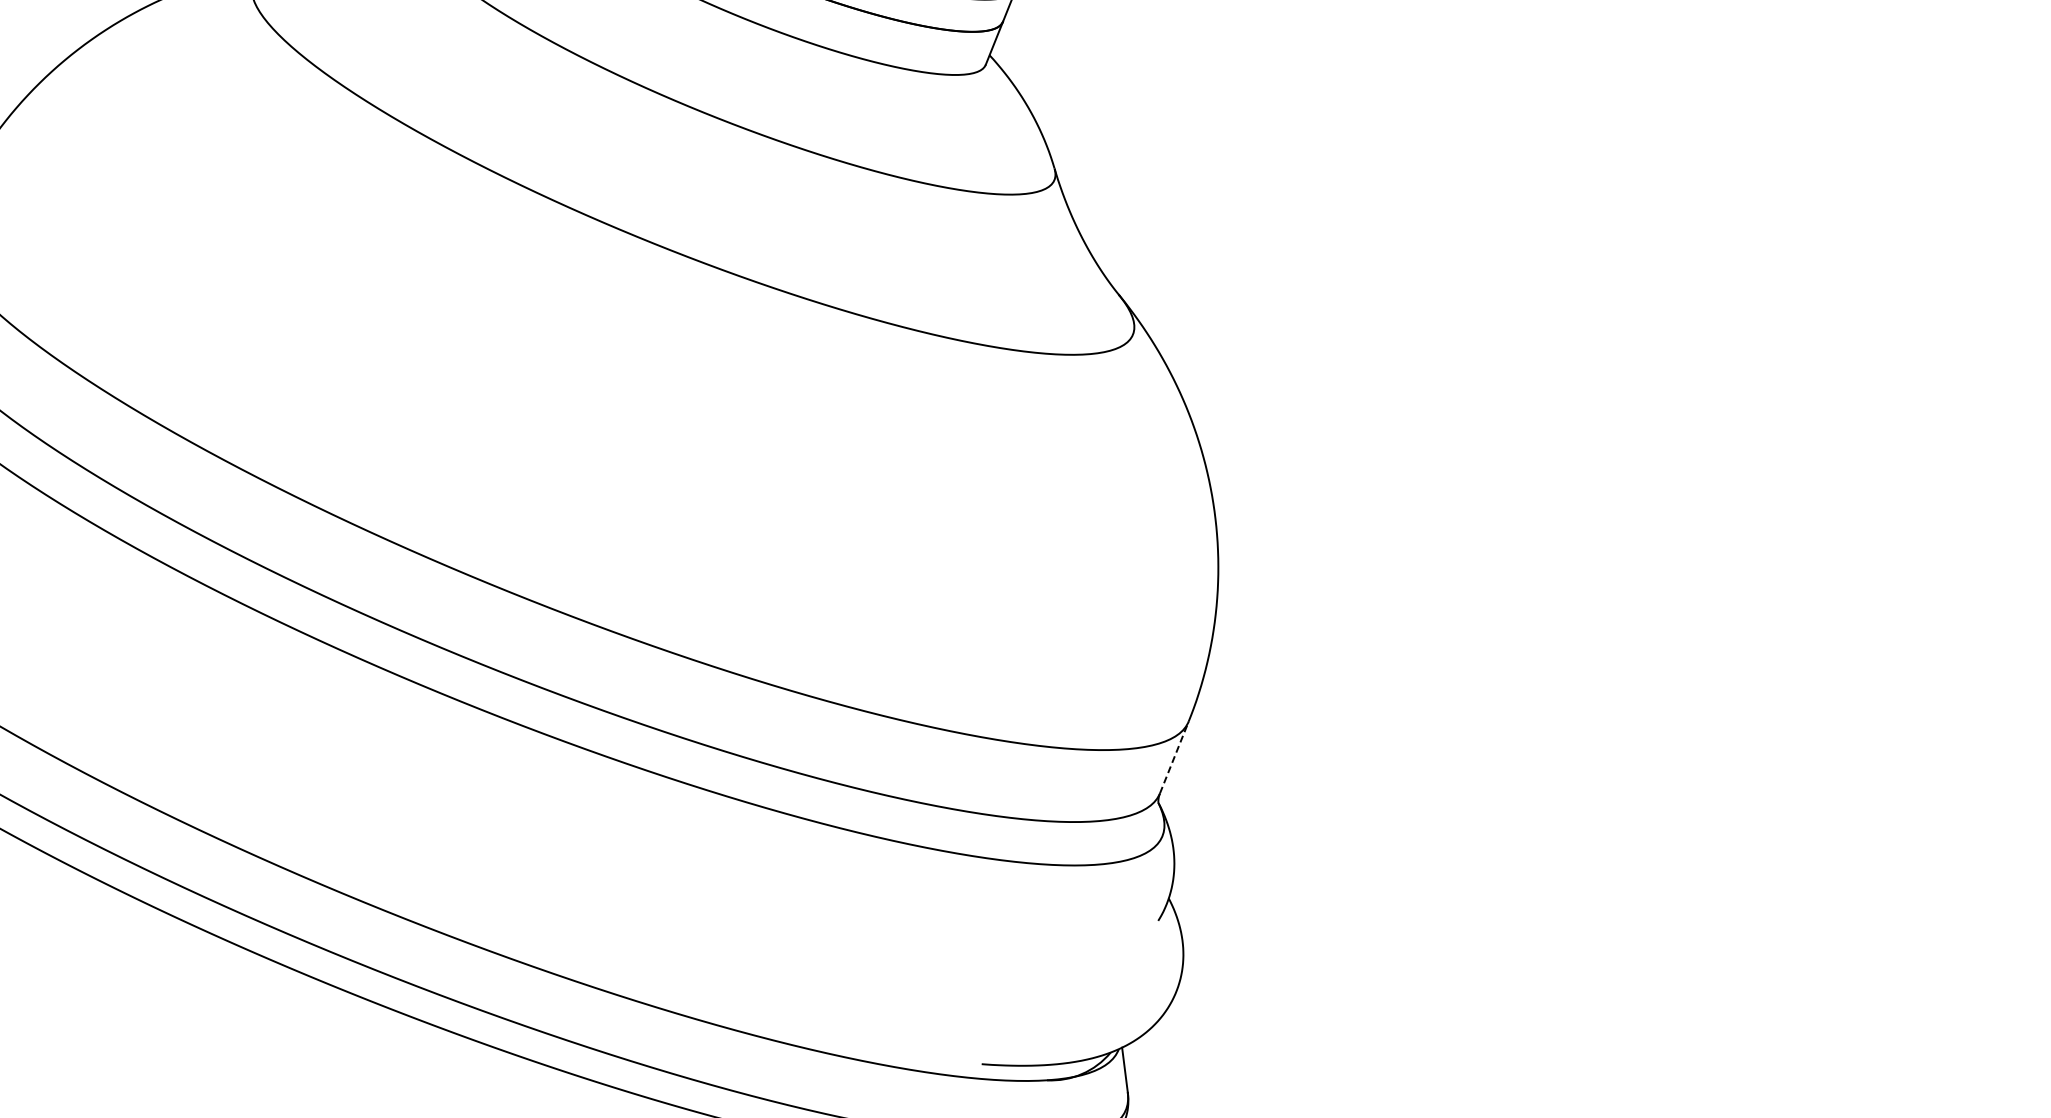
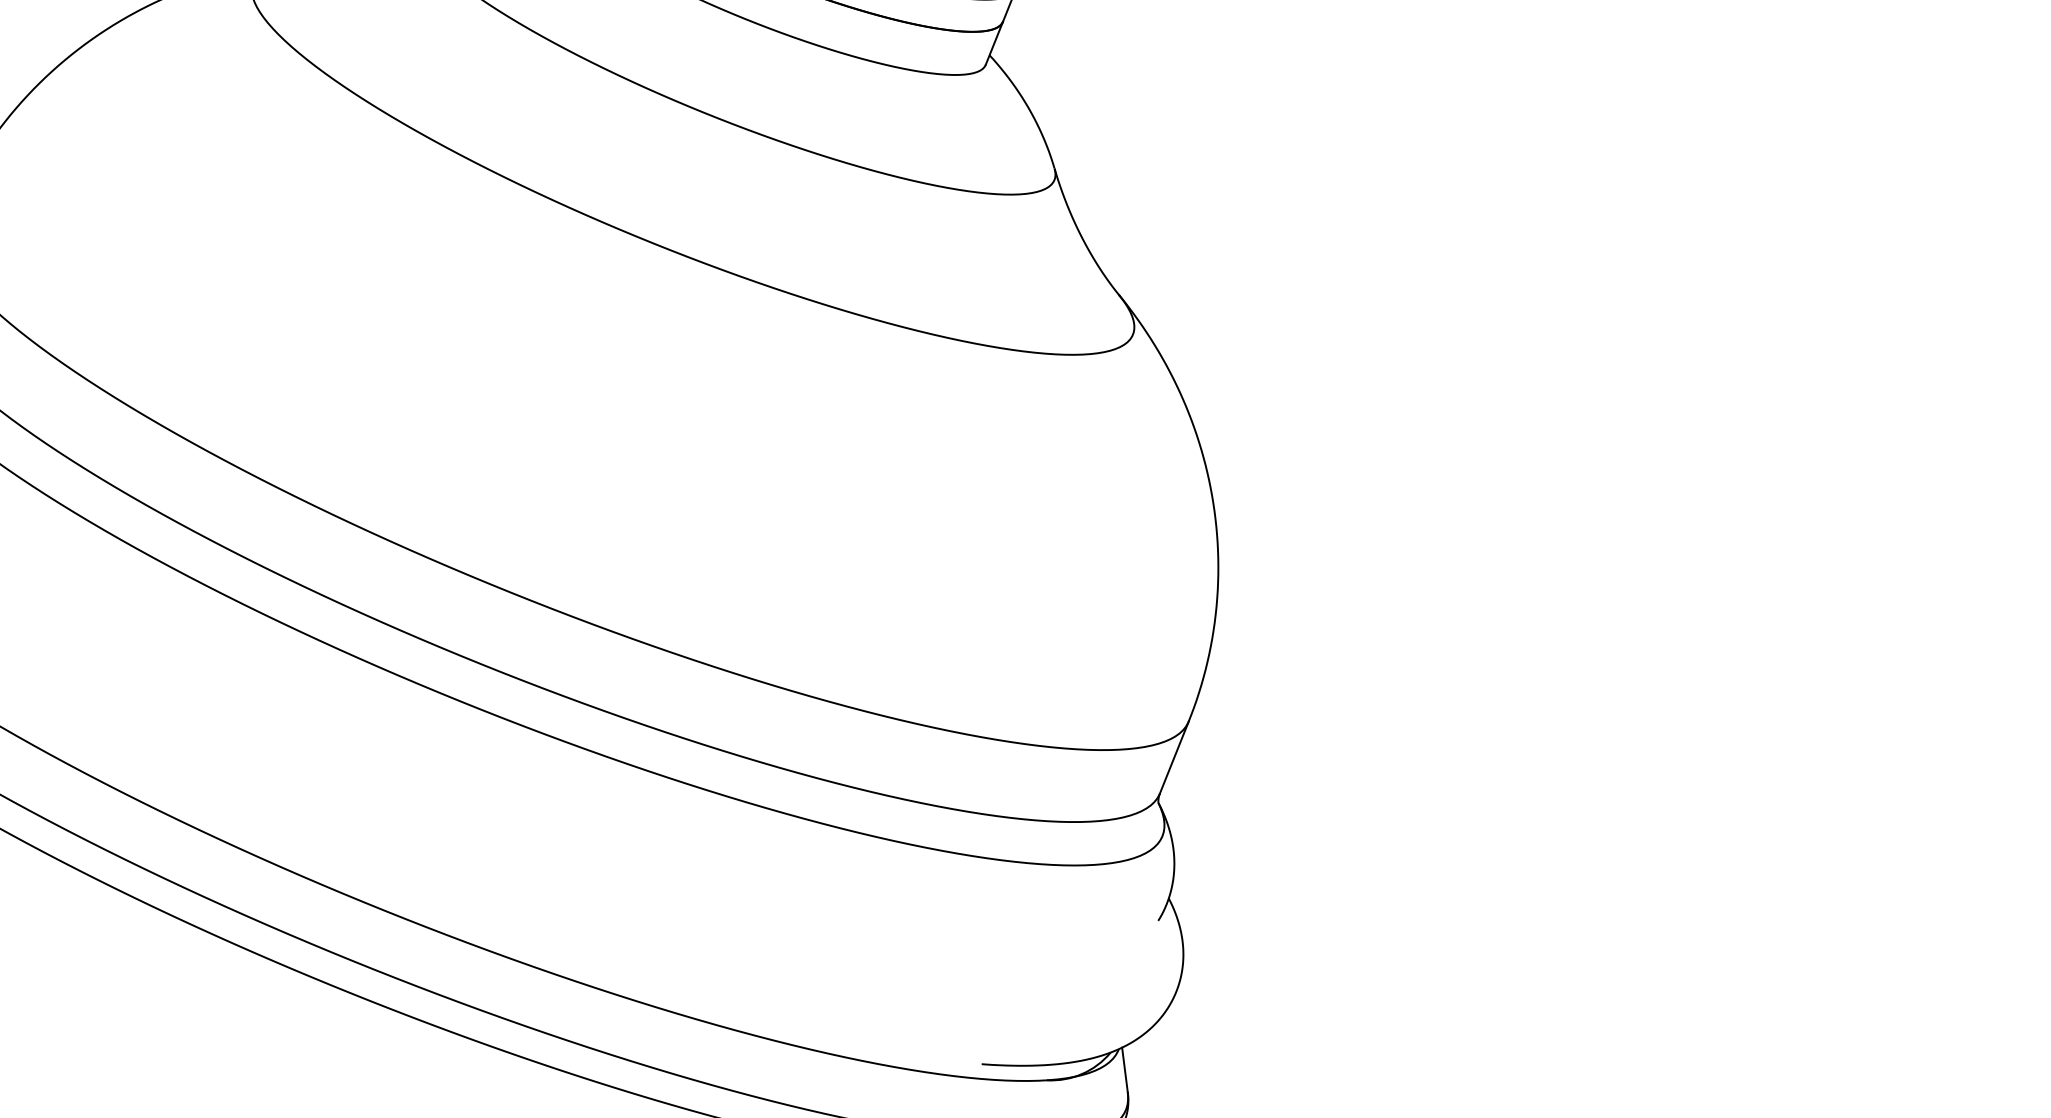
line: dashed -> solid (1174, 757)
